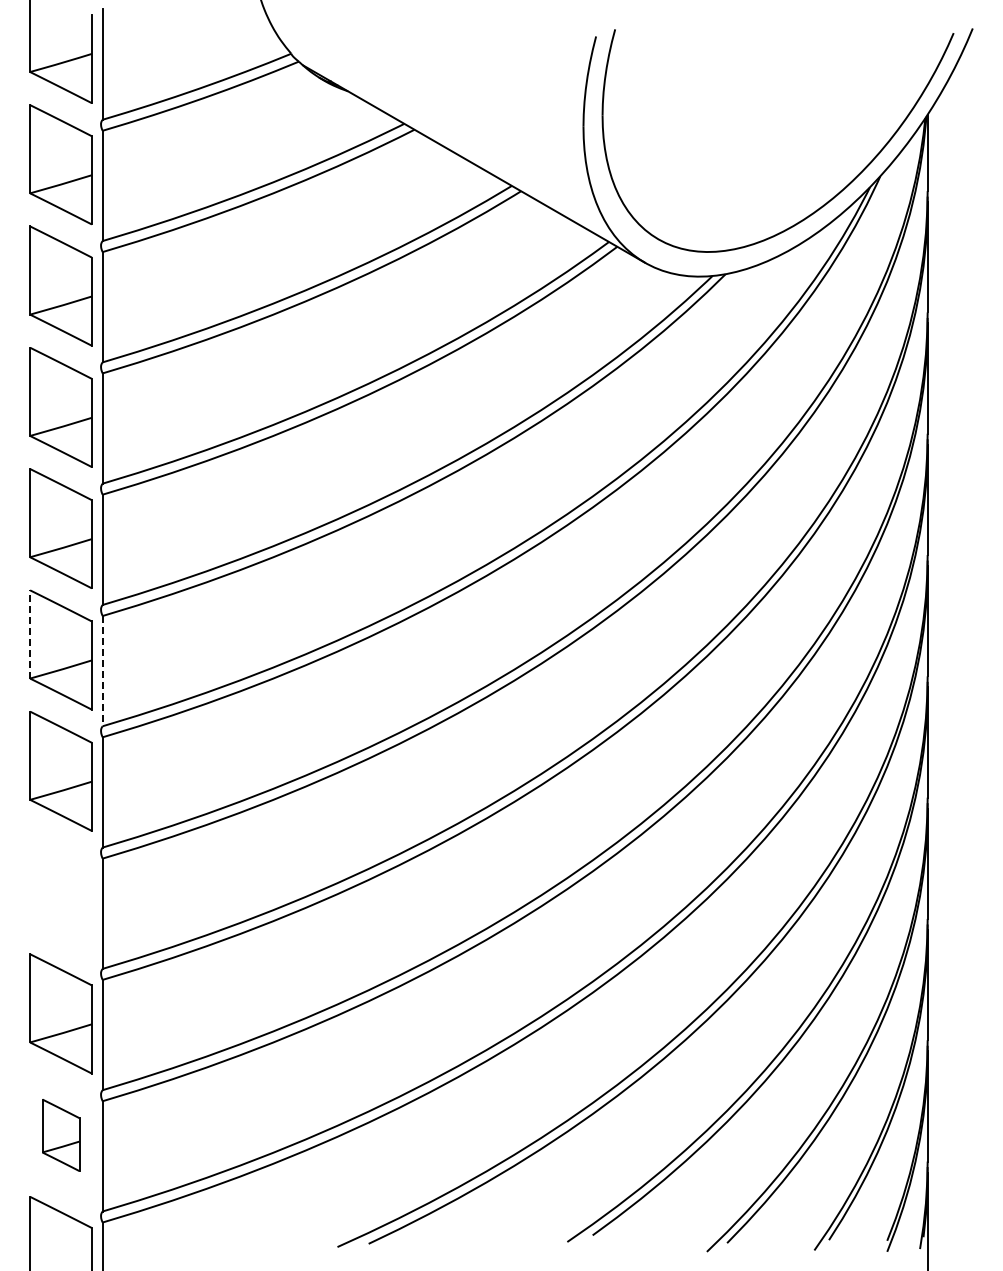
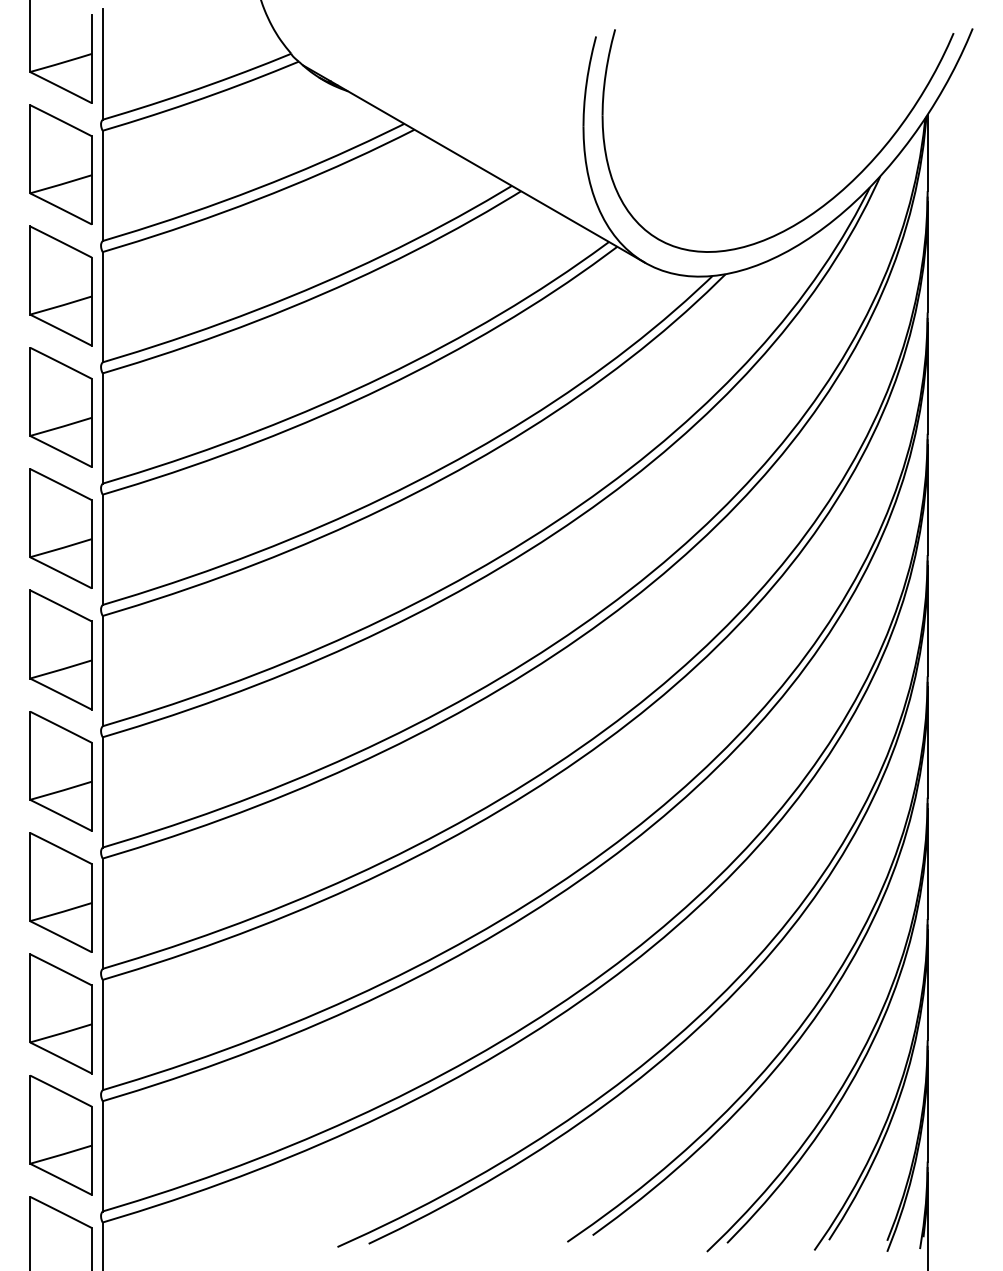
line: dashed -> solid (30, 633)
line: dashed -> solid (102, 671)
part: none -> present (60, 892)
part size: 39x73 px -> 64x121 px (60, 1135)
